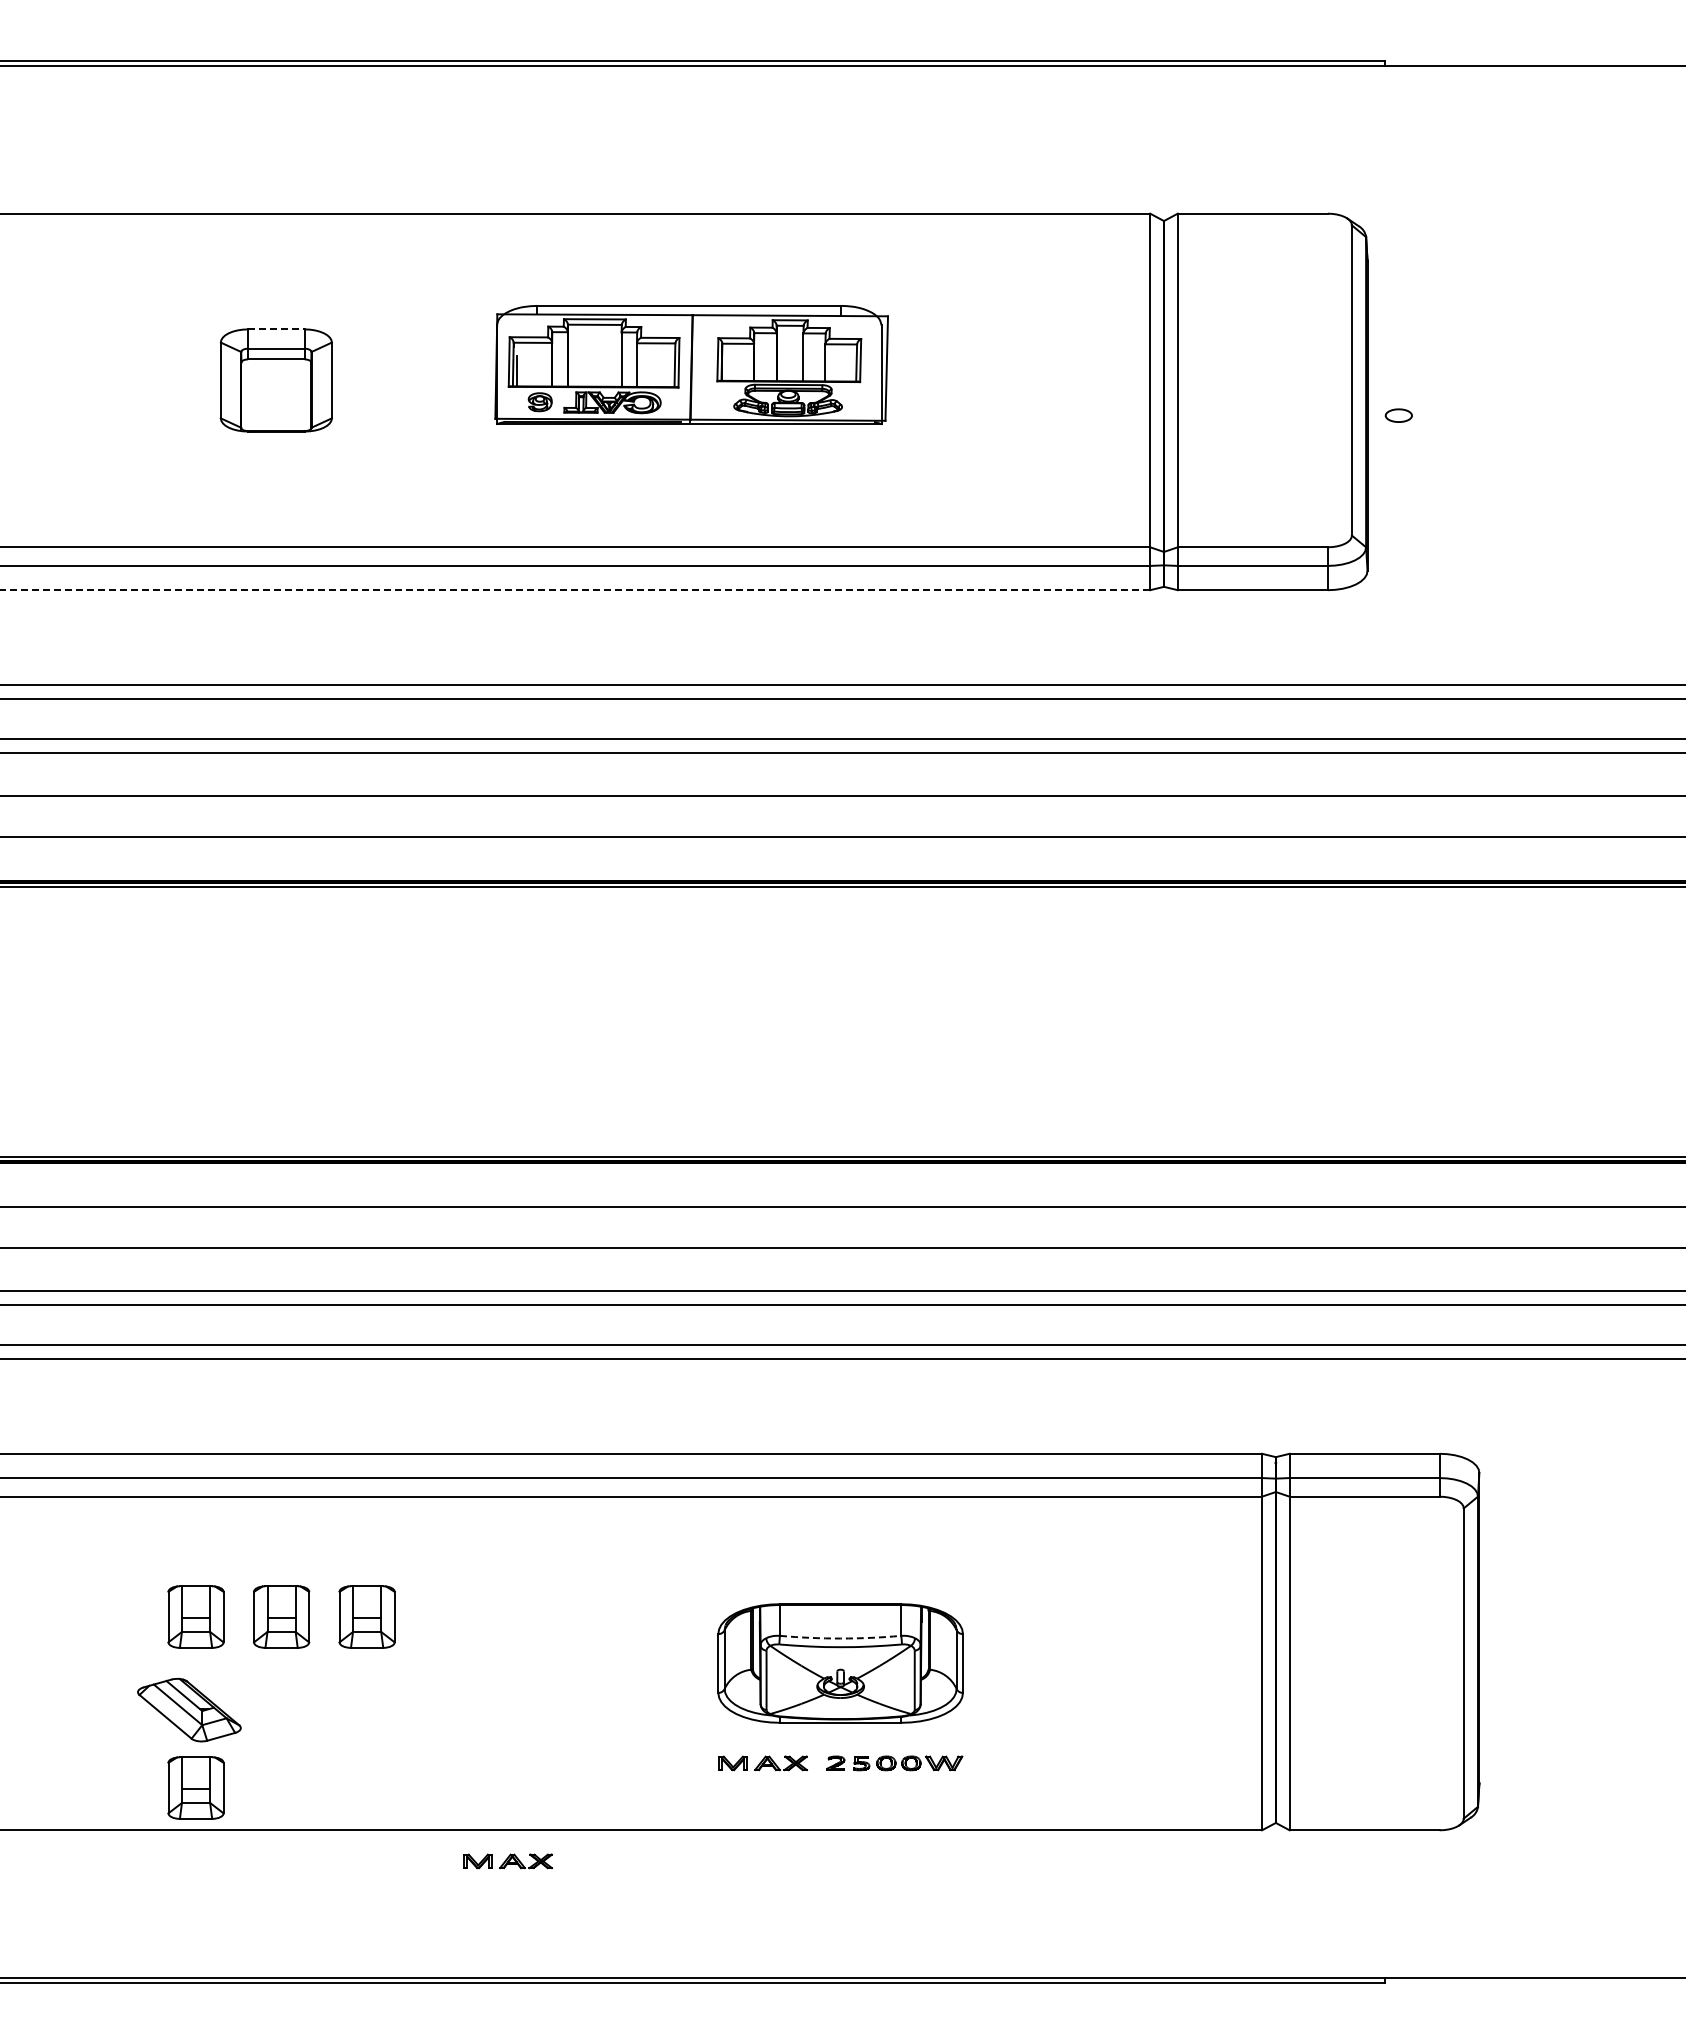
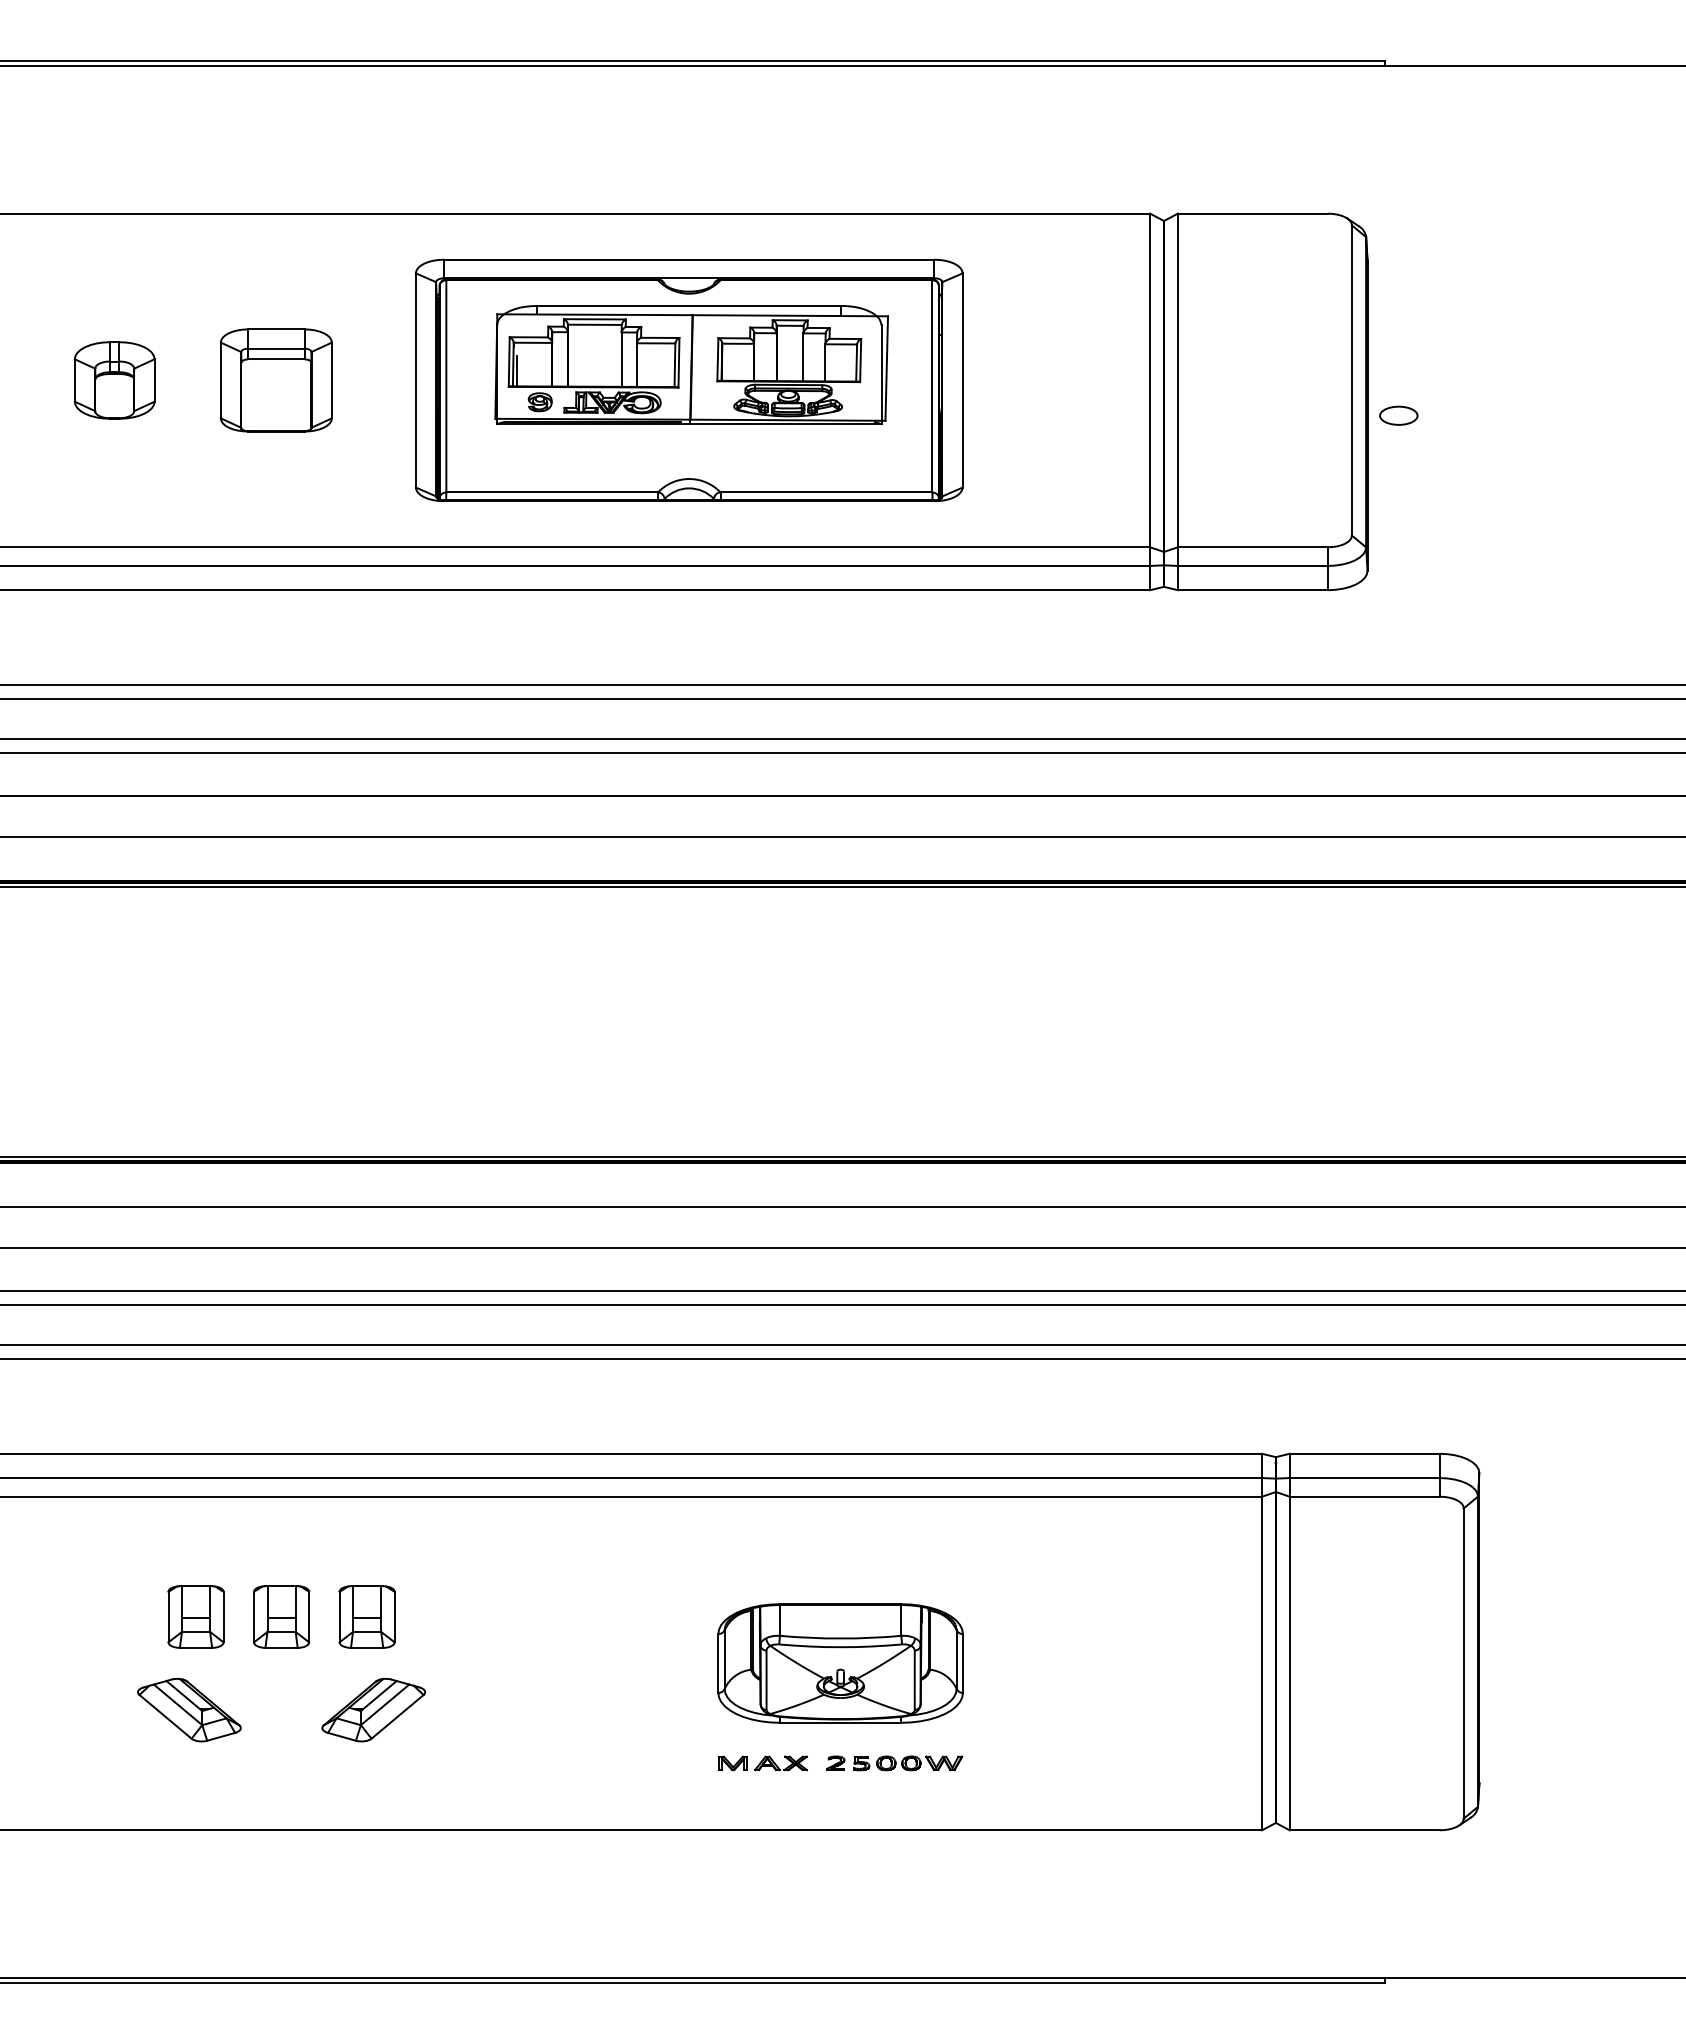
line: dashed -> solid (276, 329)
part: none -> present (114, 380)
part: none -> present (688, 380)
part size: 29x15 px -> 40x21 px (1398, 415)
line: dashed -> solid (575, 590)
arc: dashed -> solid (840, 1638)
part: none -> present (373, 1709)
part: present -> none (195, 1787)
part: present -> none (507, 1861)
